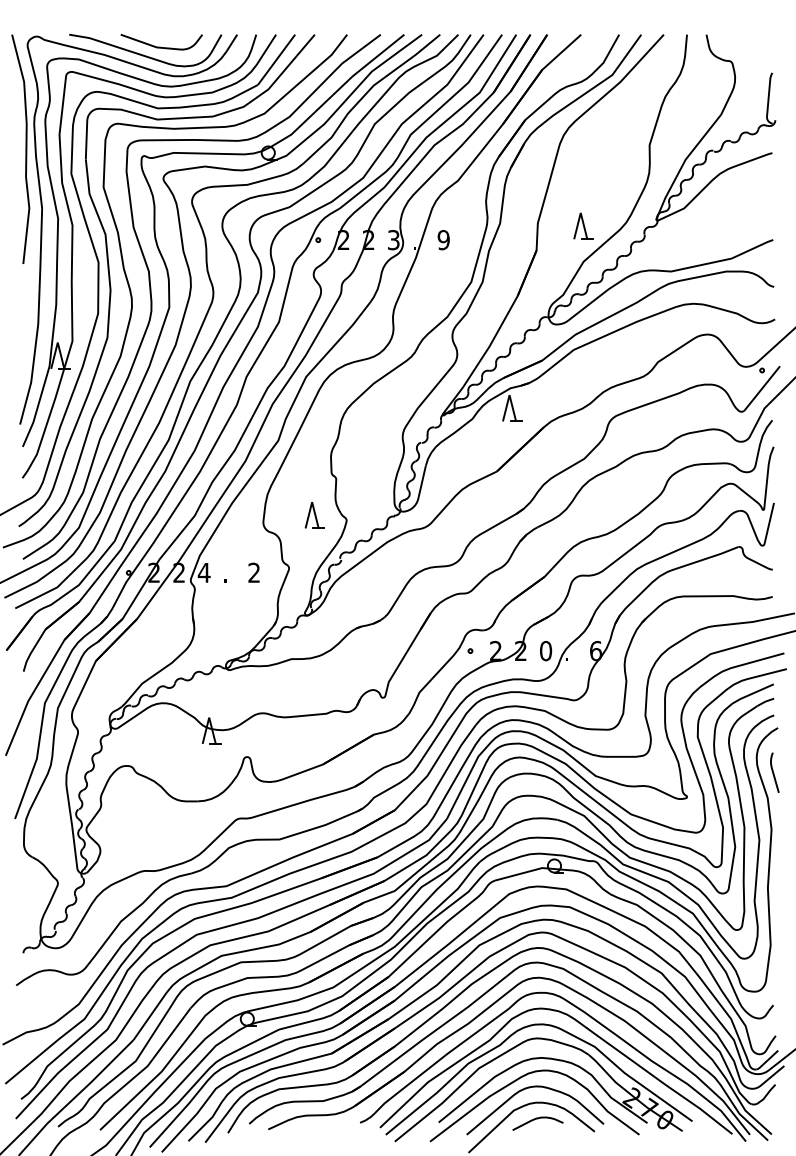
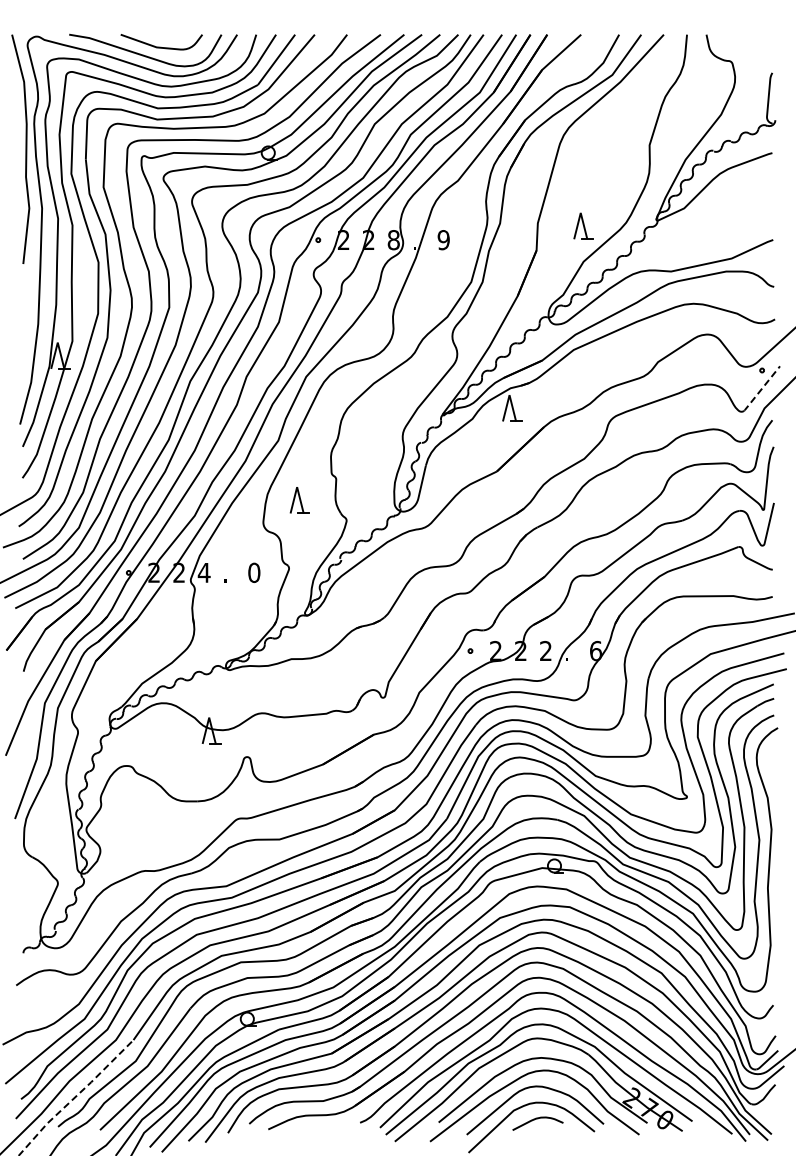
text: 3 -> 8 (393, 240)
line: solid -> dashed (761, 389)
part position: (314, 515) -> (299, 500) (299, 500)
text: 2 -> 0 (254, 572)
text: 0 -> 2 (546, 651)
curve: present -> none (773, 772)
line: solid -> dashed (75, 1097)
